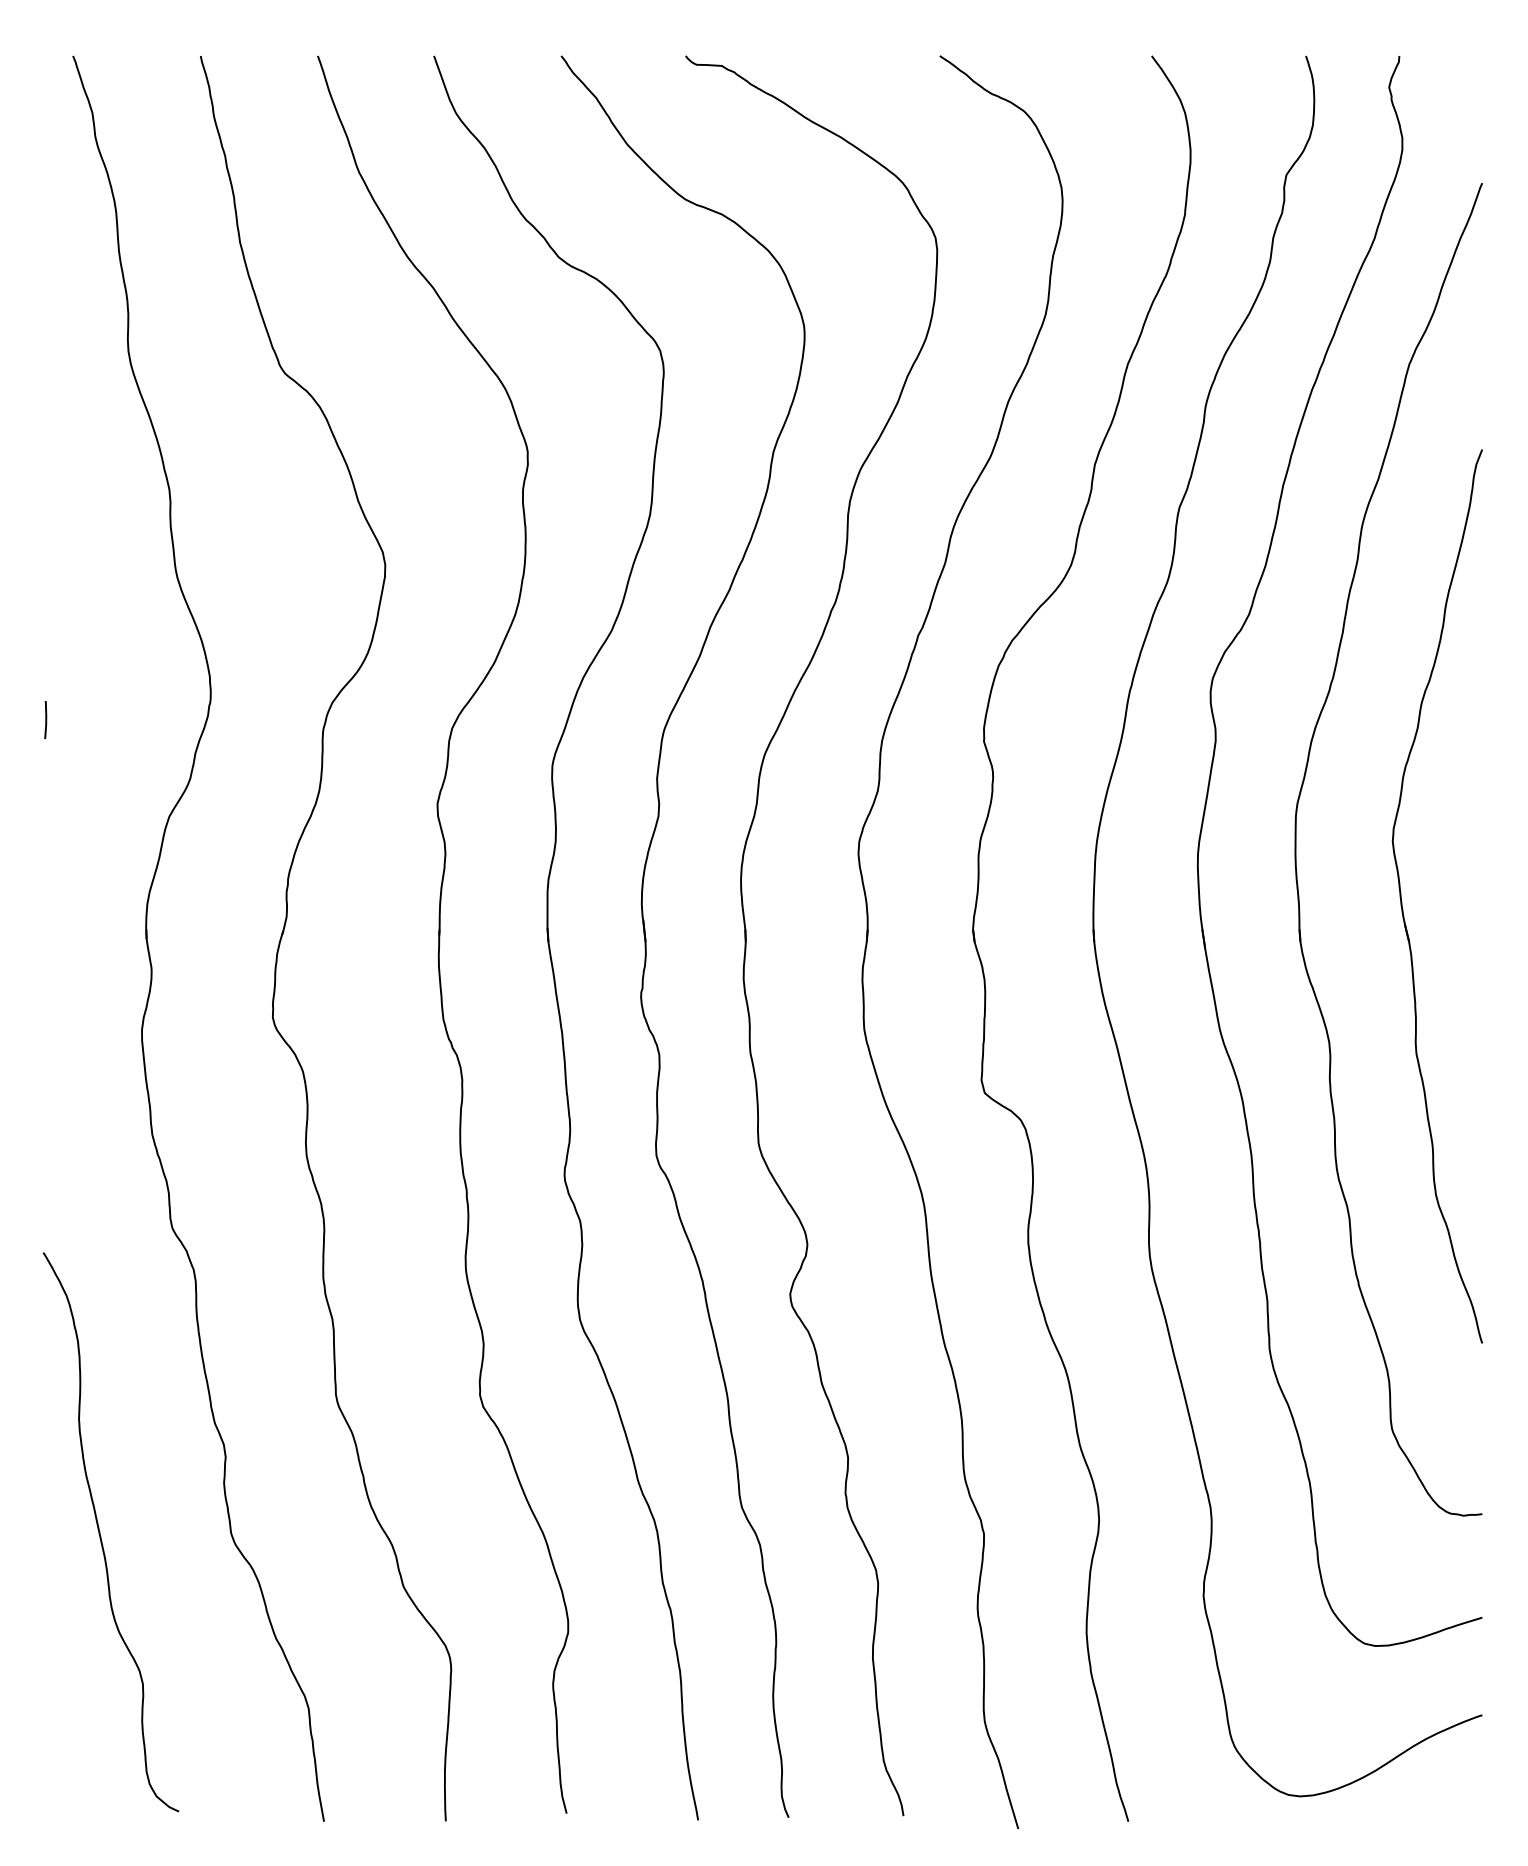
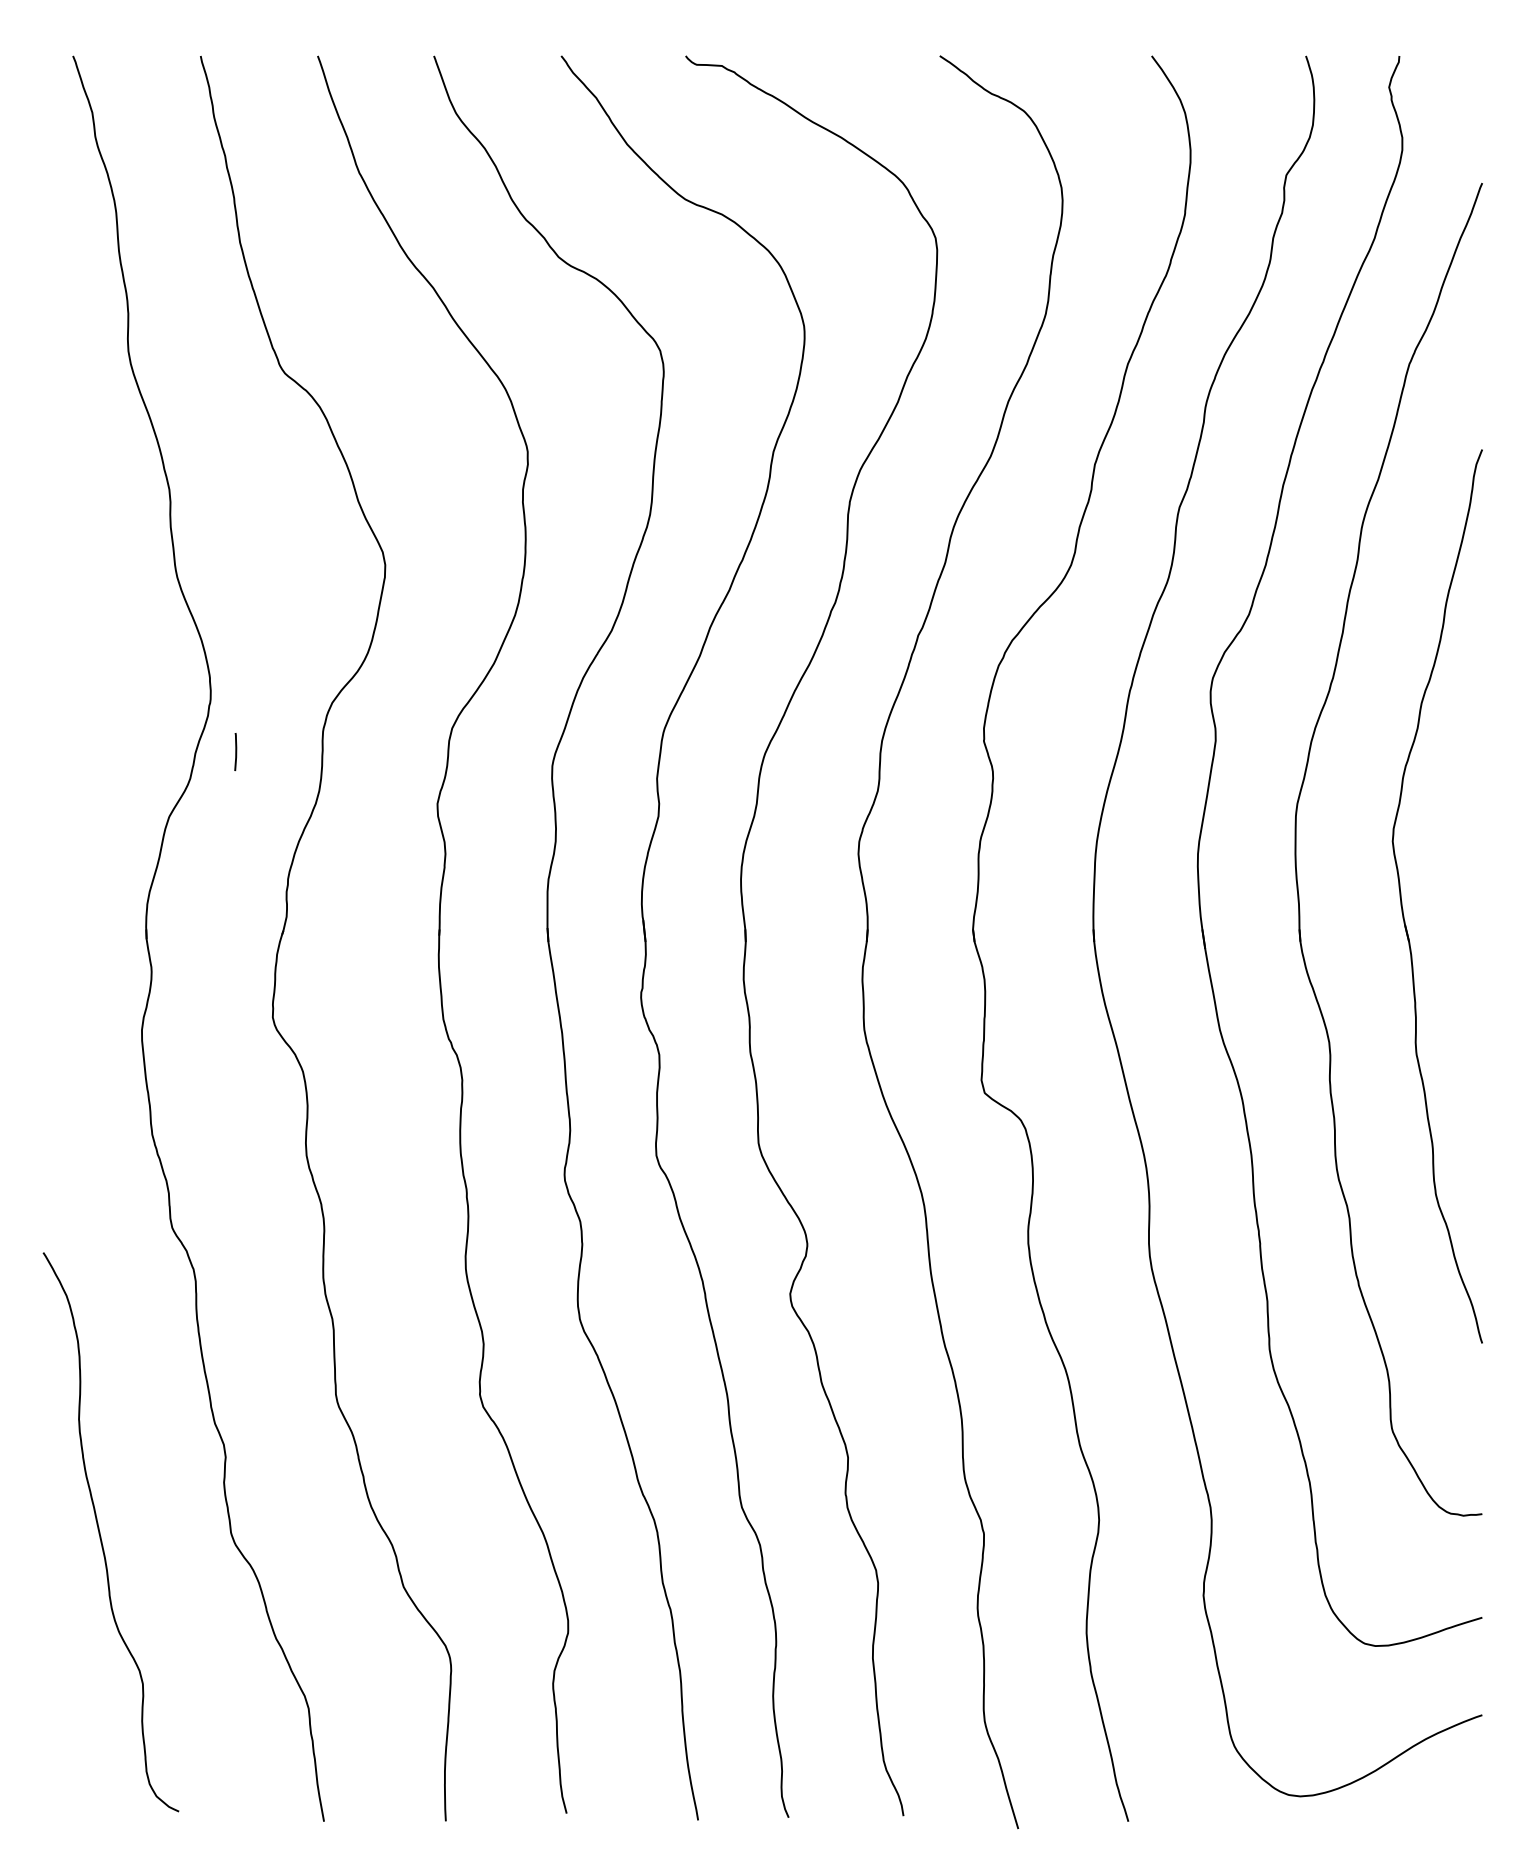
line position: (45, 720) -> (235, 752) (235, 752)
